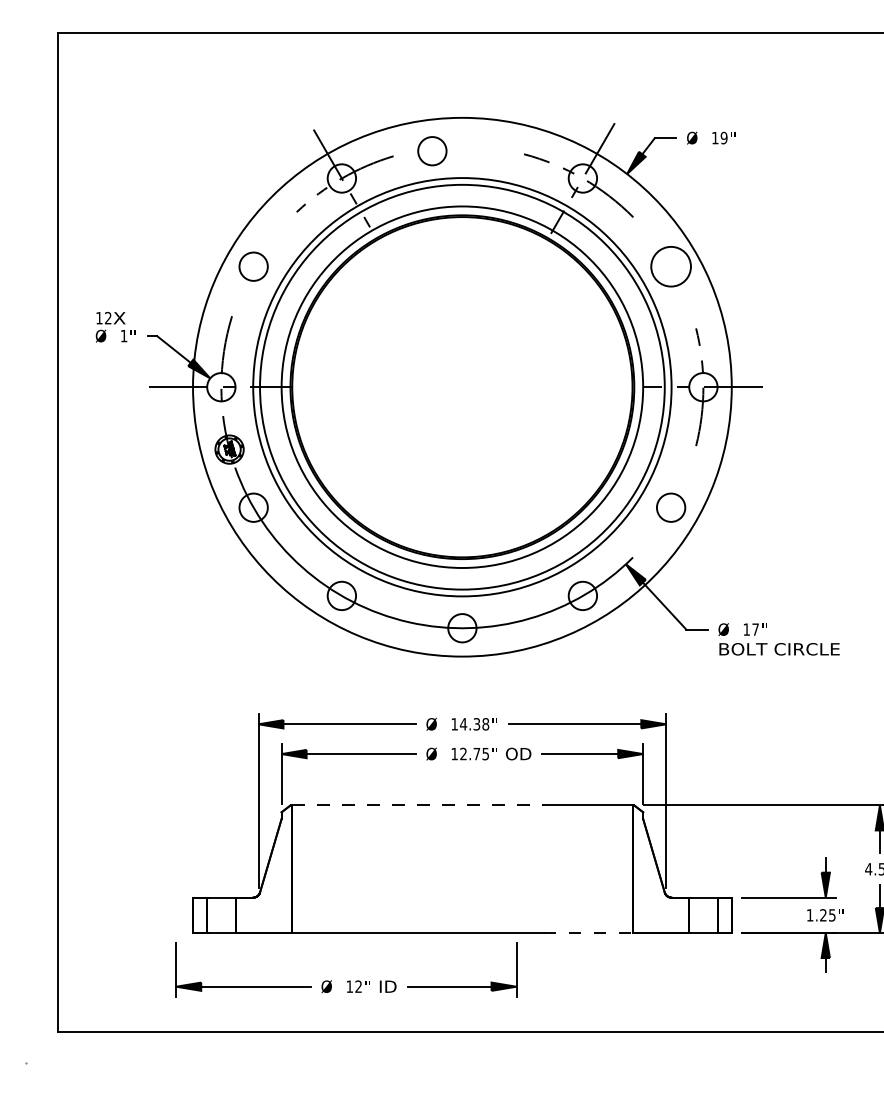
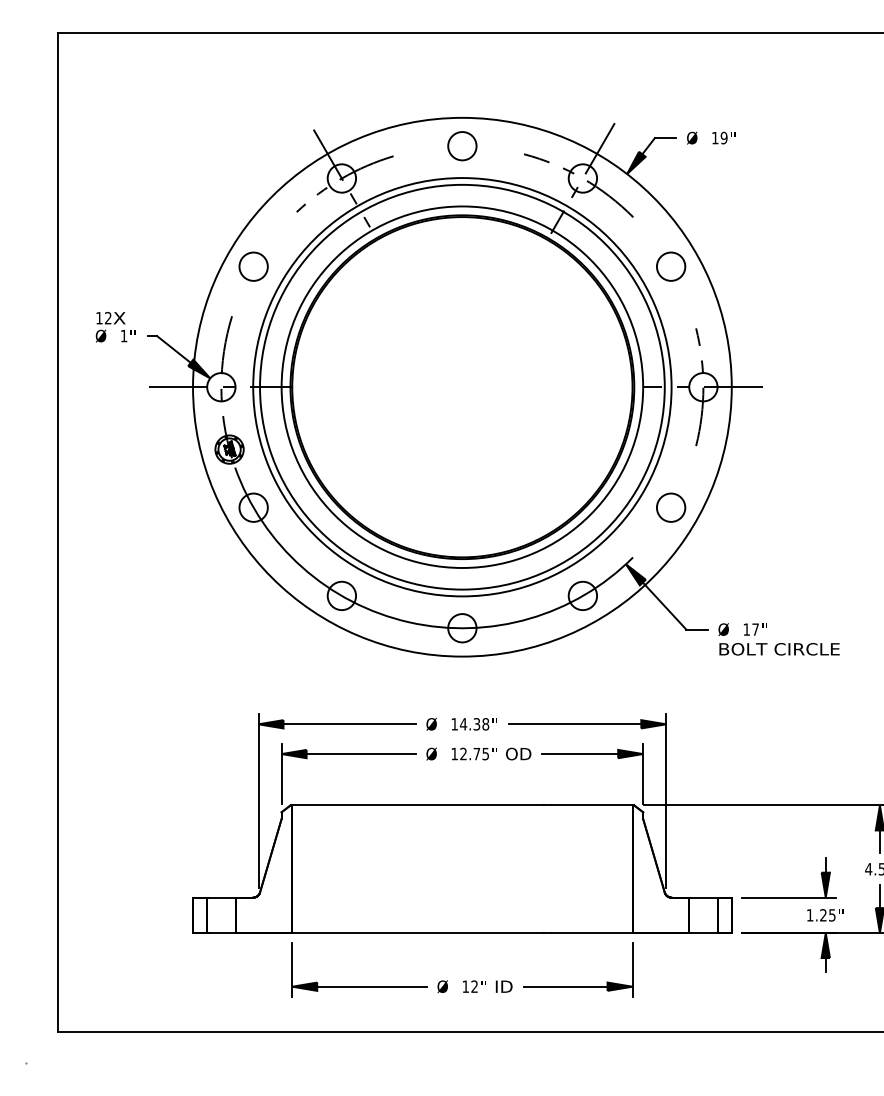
circle position: (432, 151) -> (462, 146) (462, 146)
circle diameter: 40 px -> 28 px (670, 266)
line: dashed -> solid (418, 805)
line: dashed -> solid (588, 933)
part position: (348, 980) -> (464, 980) (464, 980)
